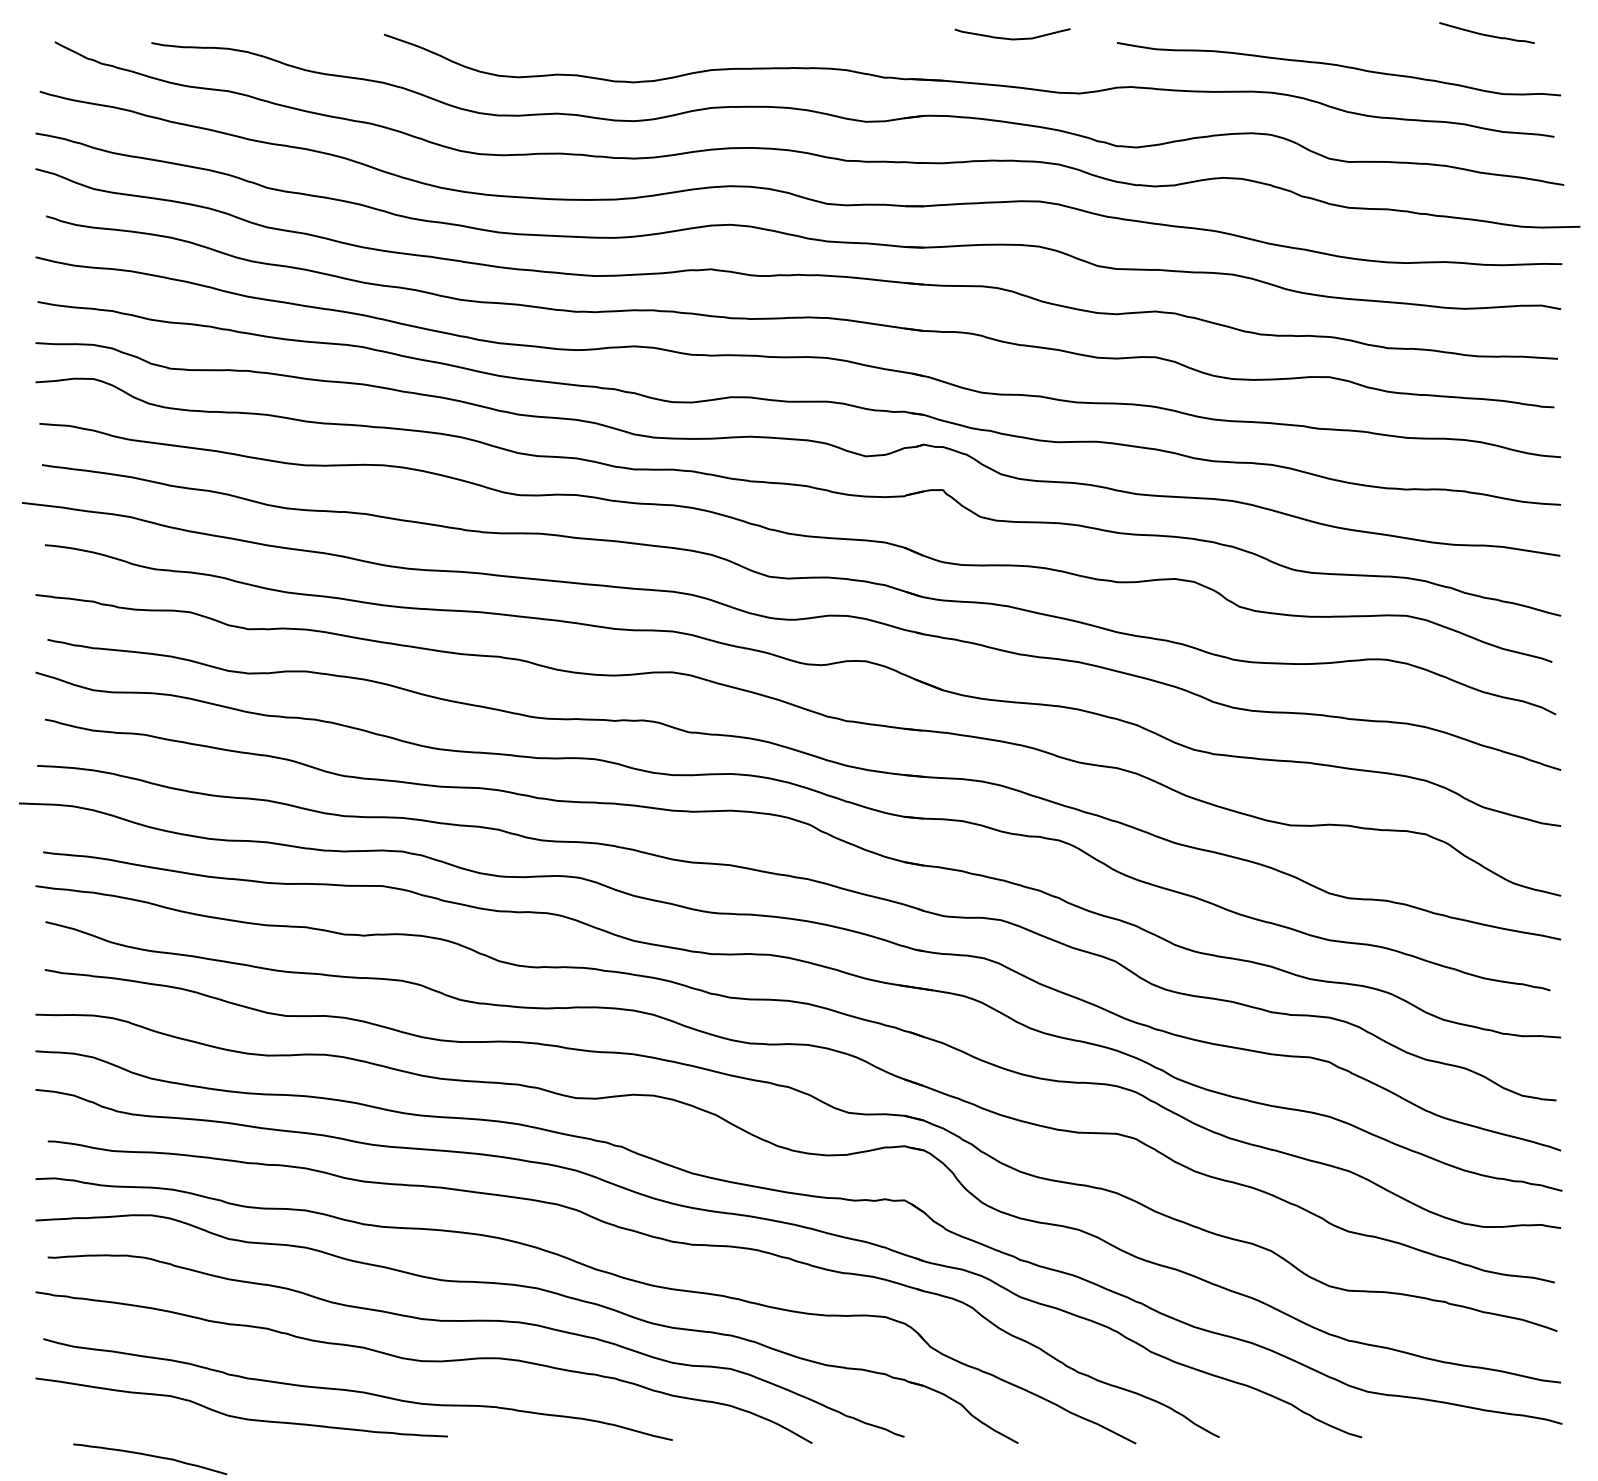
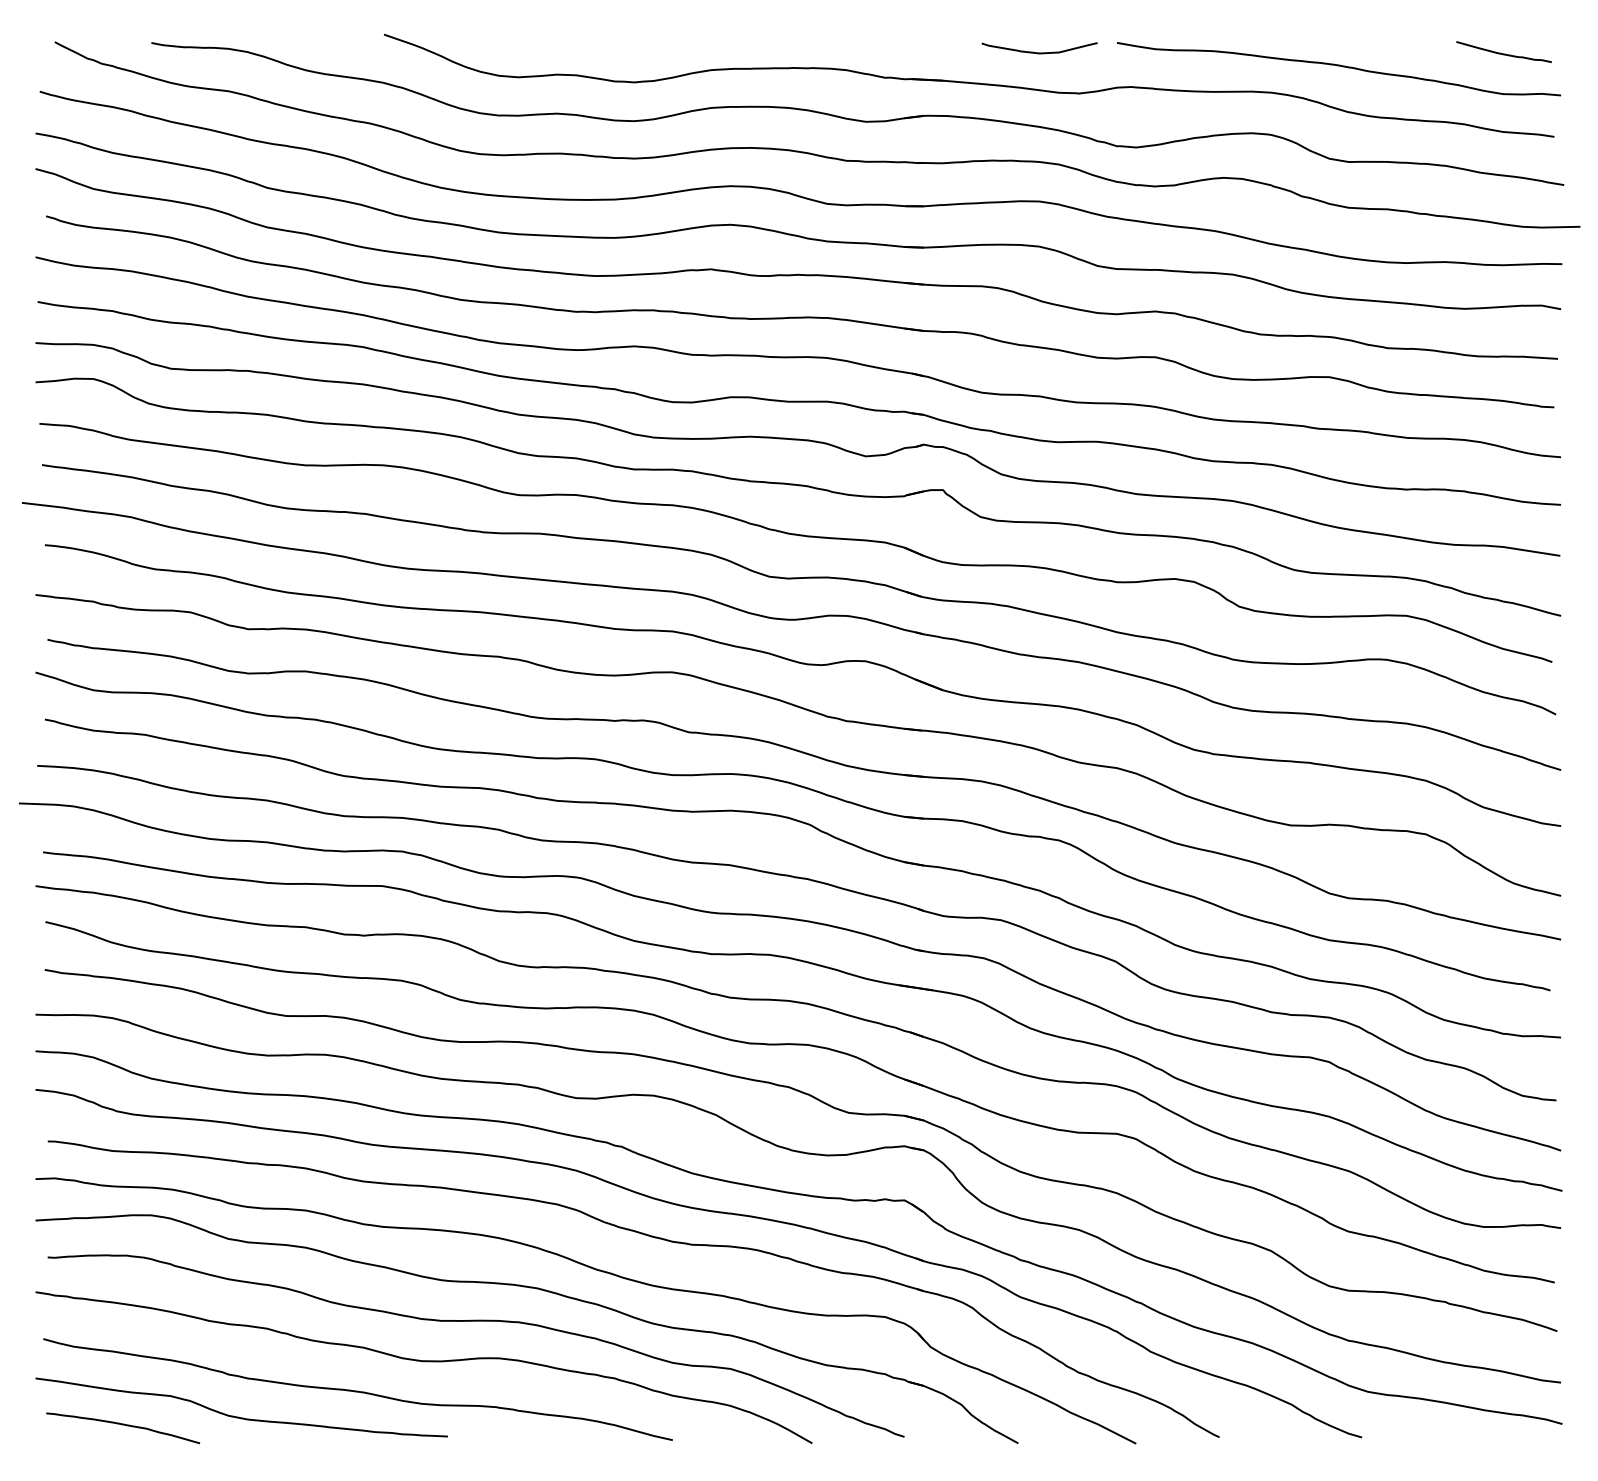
curve position: (1486, 34) -> (1503, 53) (1503, 53)
curve position: (1012, 38) -> (1039, 52) (1039, 52)
curve position: (150, 1456) -> (123, 1425) (123, 1425)
